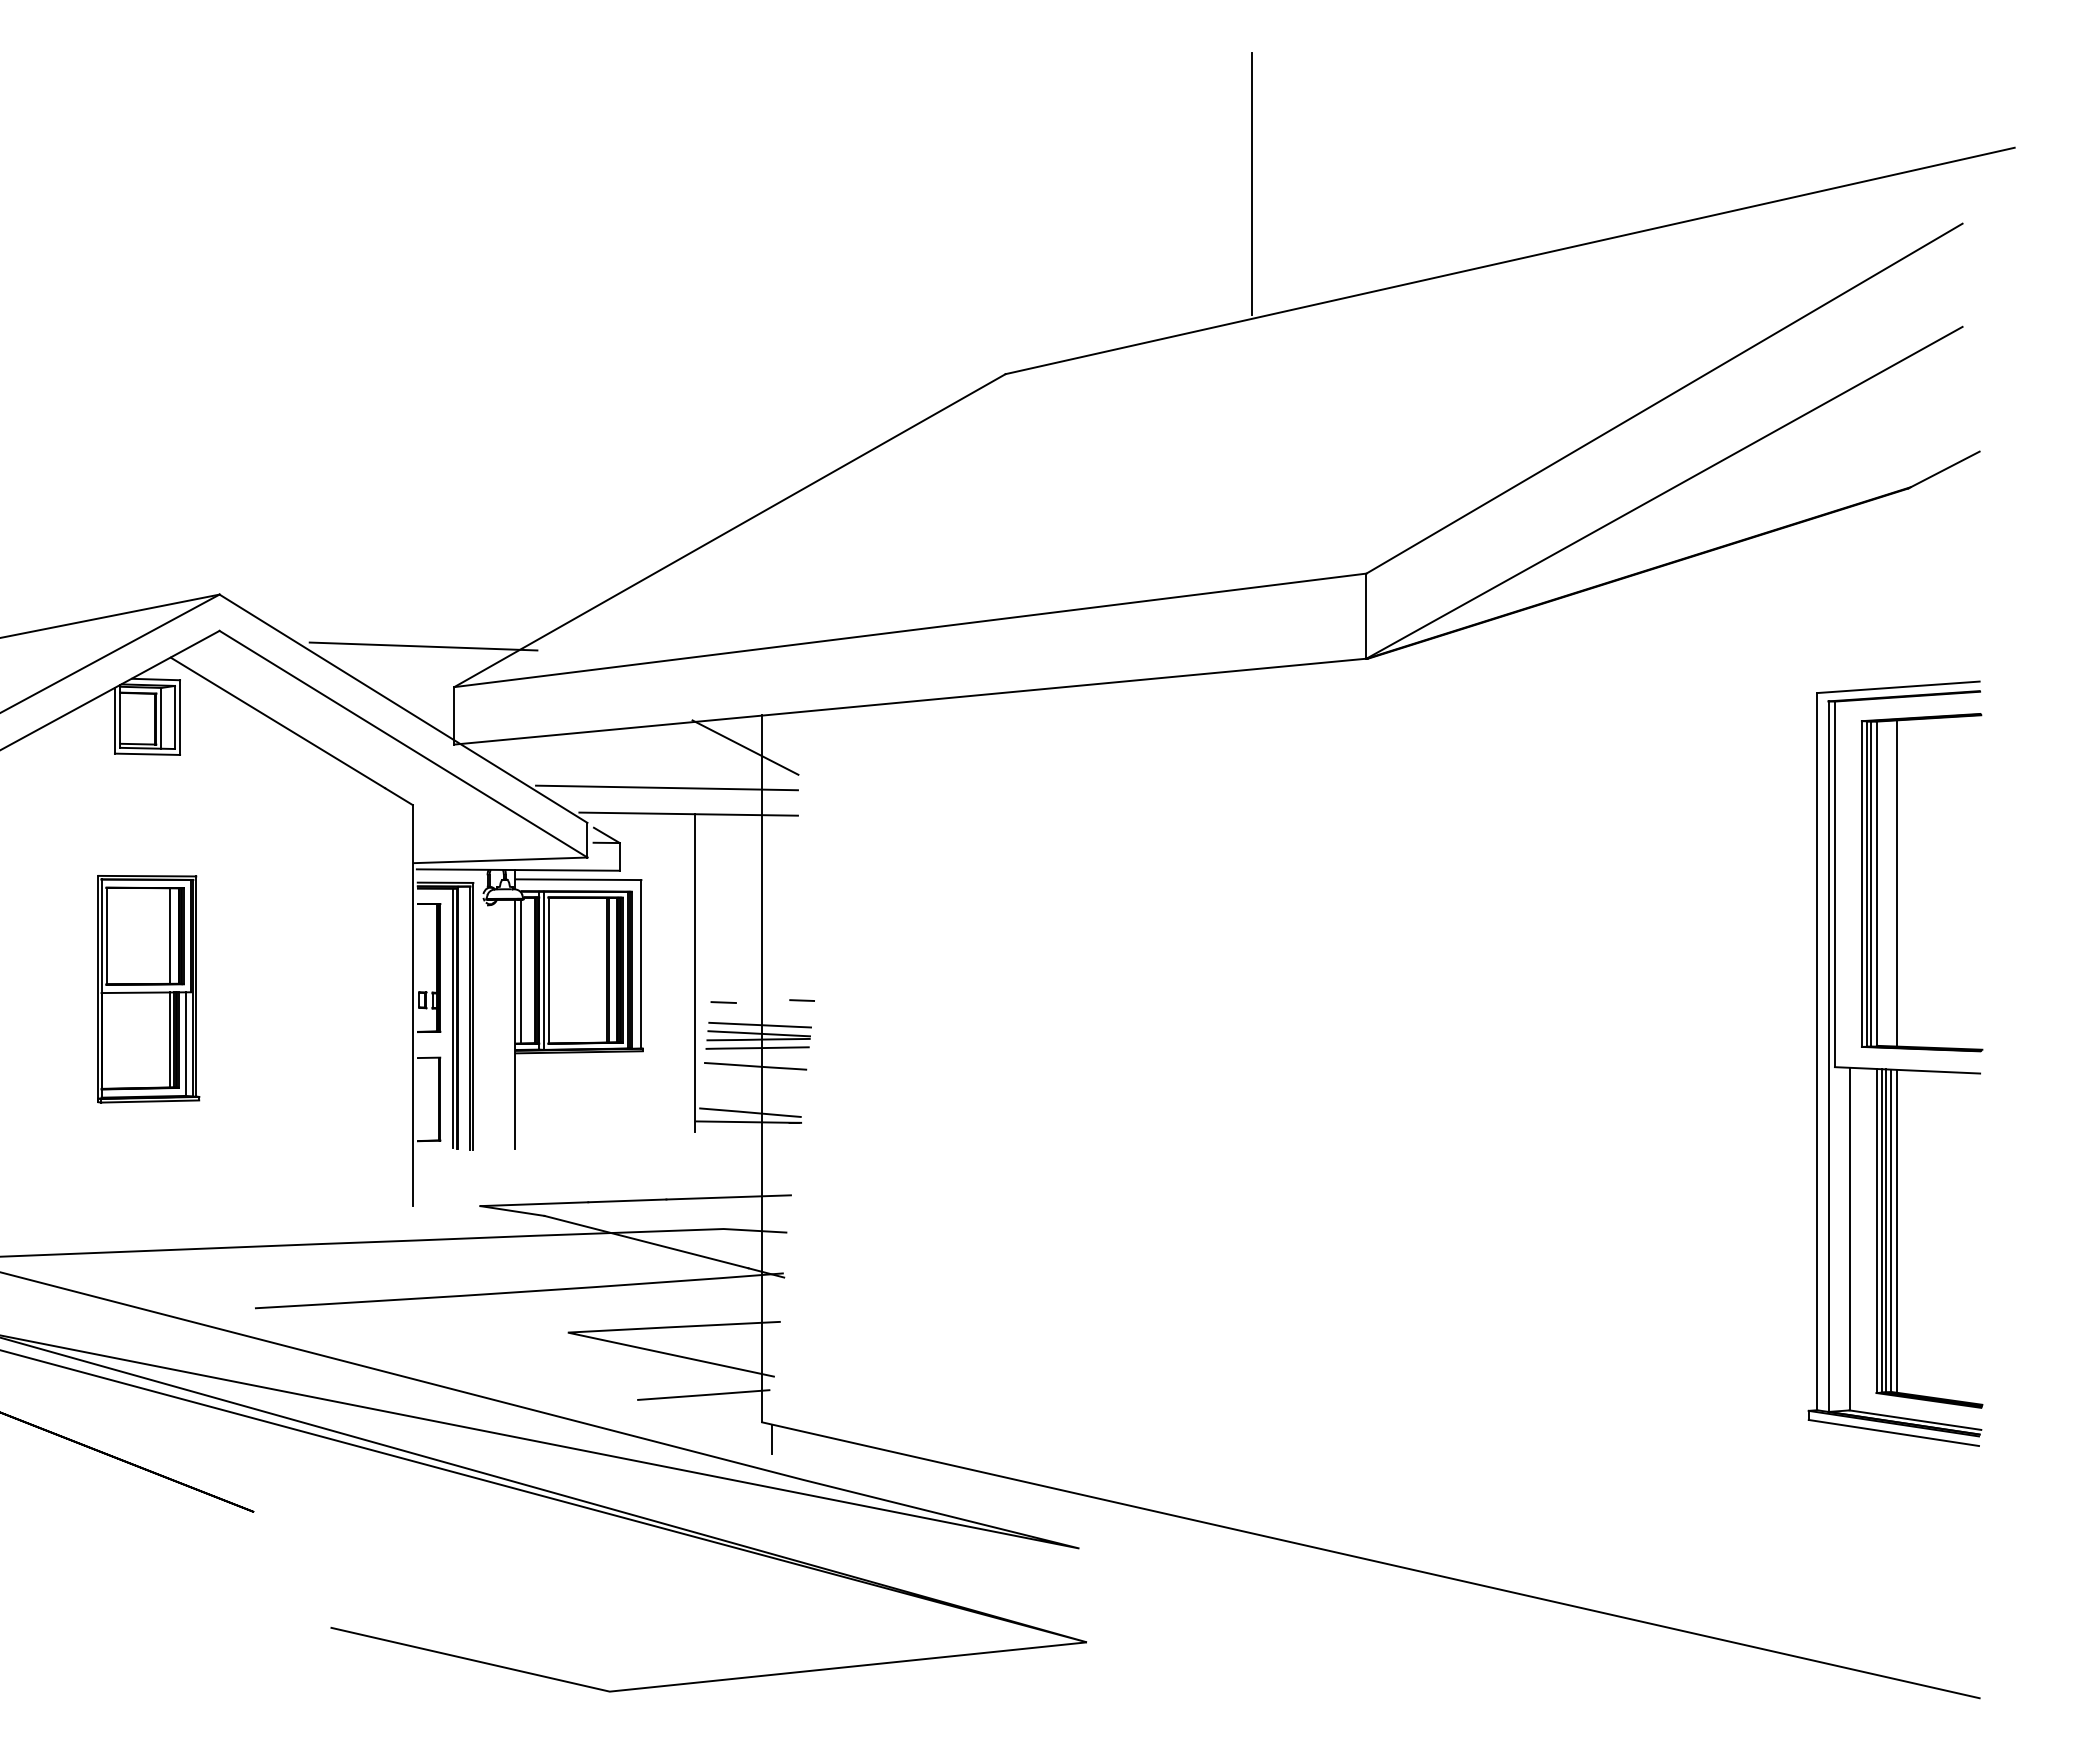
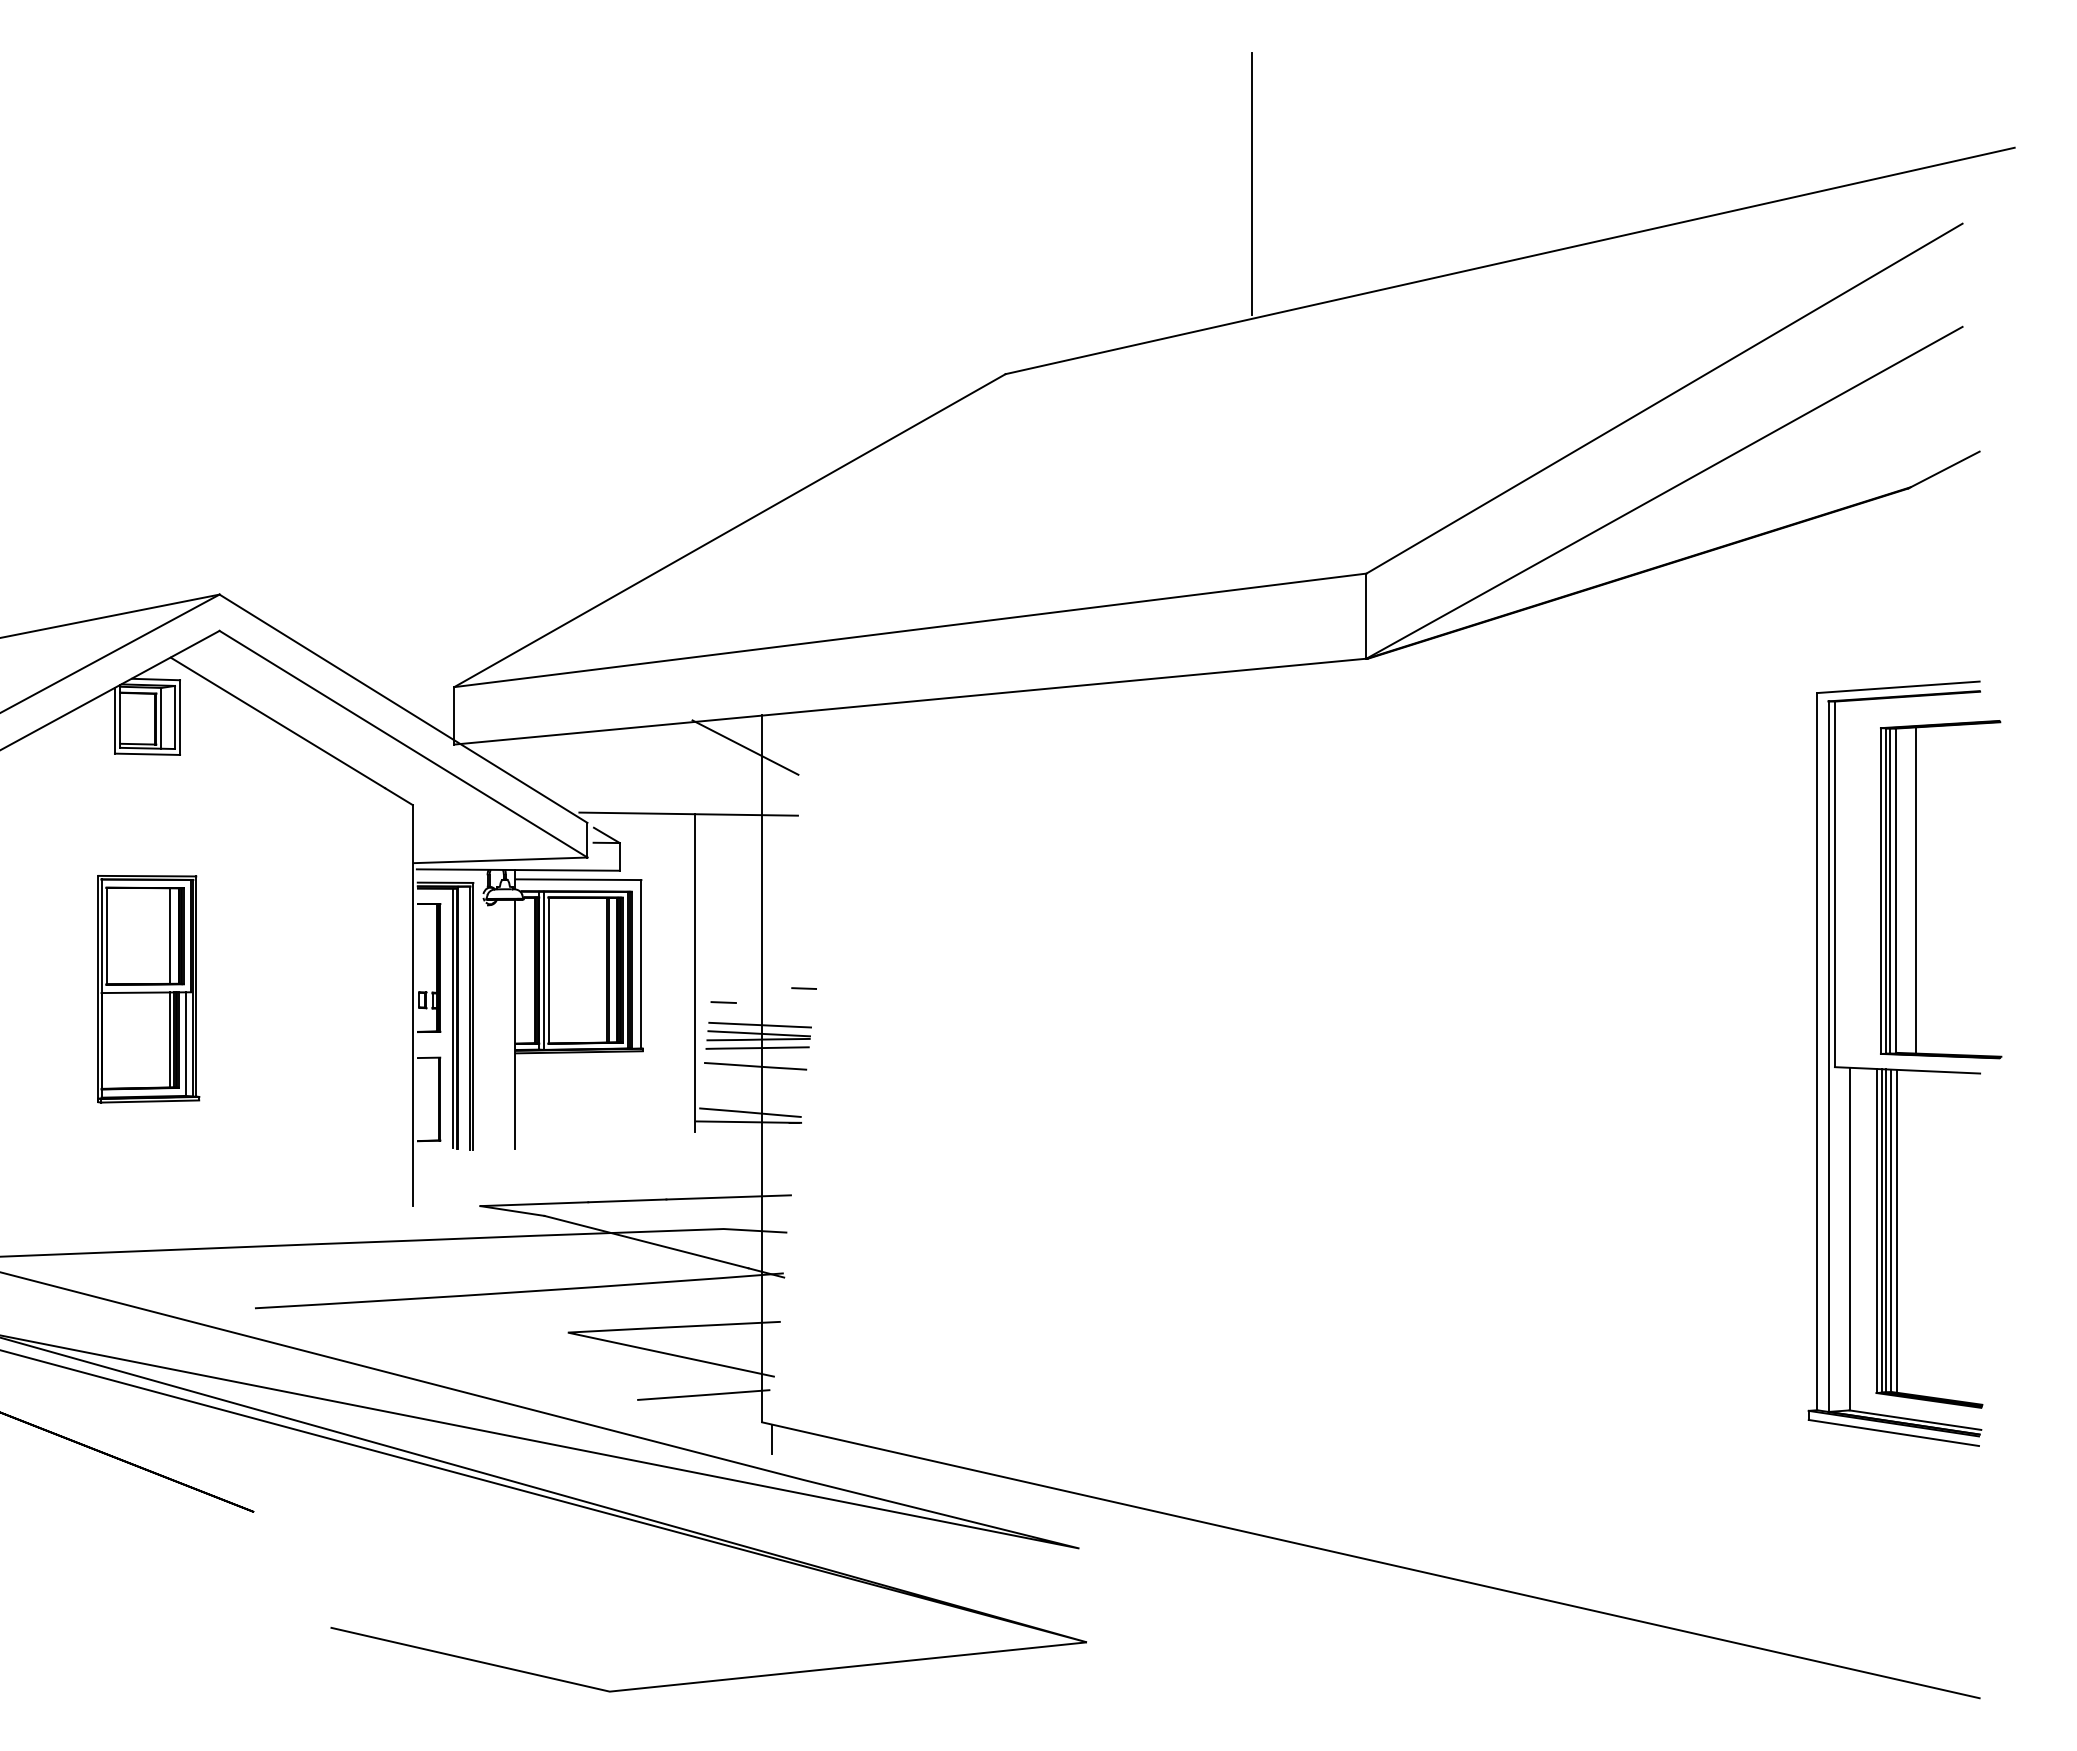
line: present -> none (423, 646)
line: present -> none (666, 787)
part position: (1897, 882) -> (1916, 889) (1916, 889)
line: present -> none (520, 971)
line position: (801, 1000) -> (803, 988) (803, 988)
